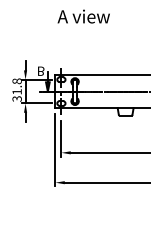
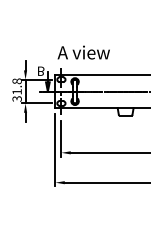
text position: (83, 16) -> (83, 52) (83, 52)
